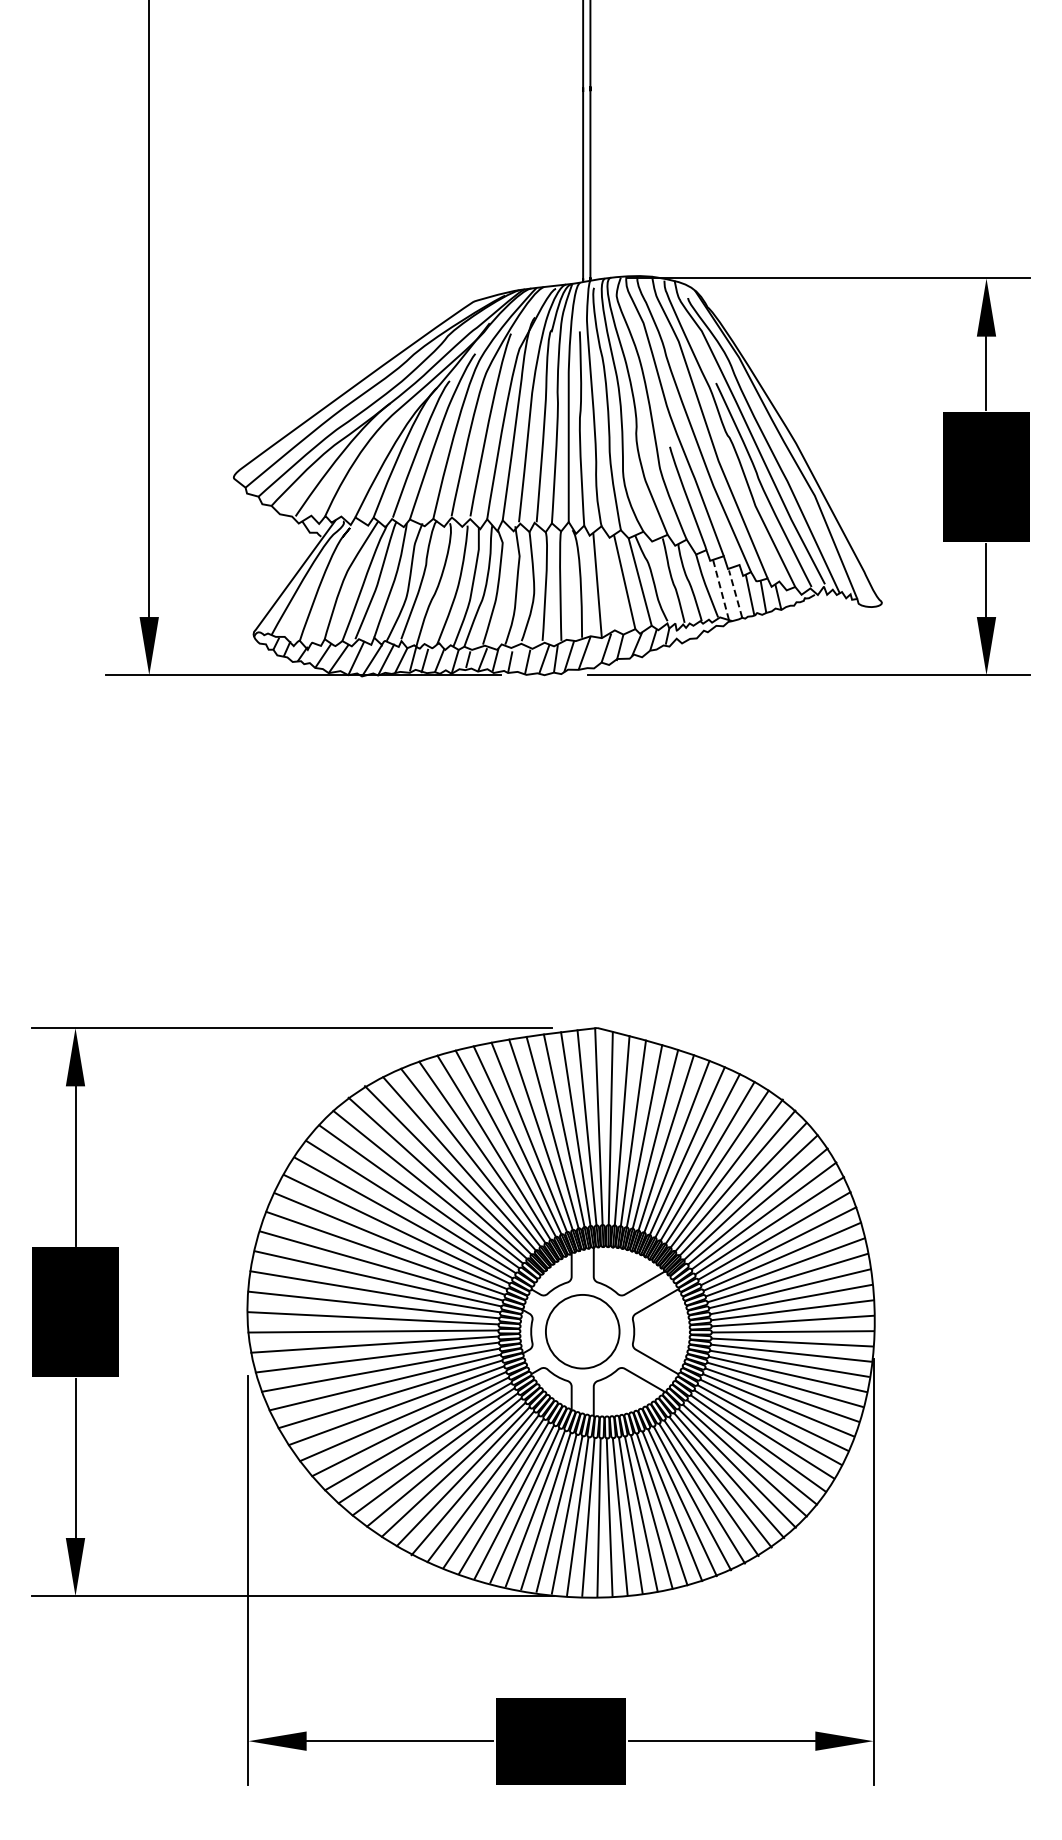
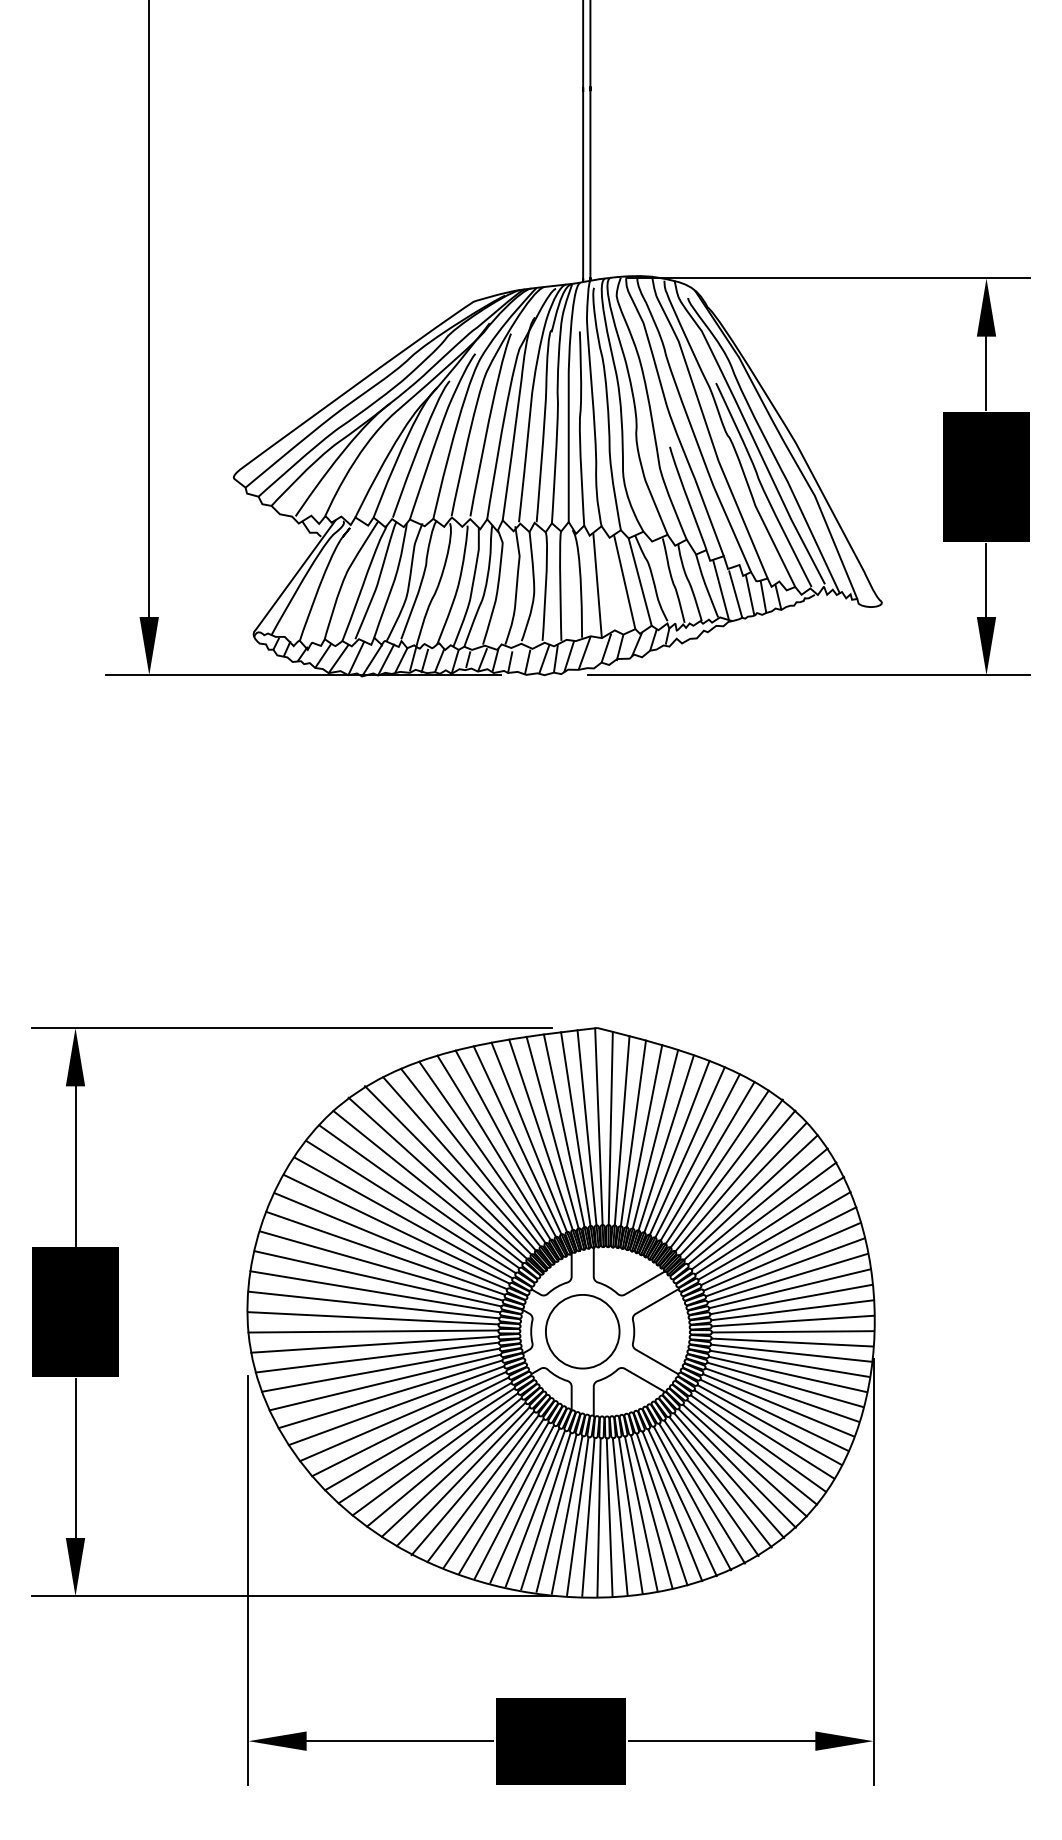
line: dashed -> solid (720, 589)
line: dashed -> solid (735, 594)
